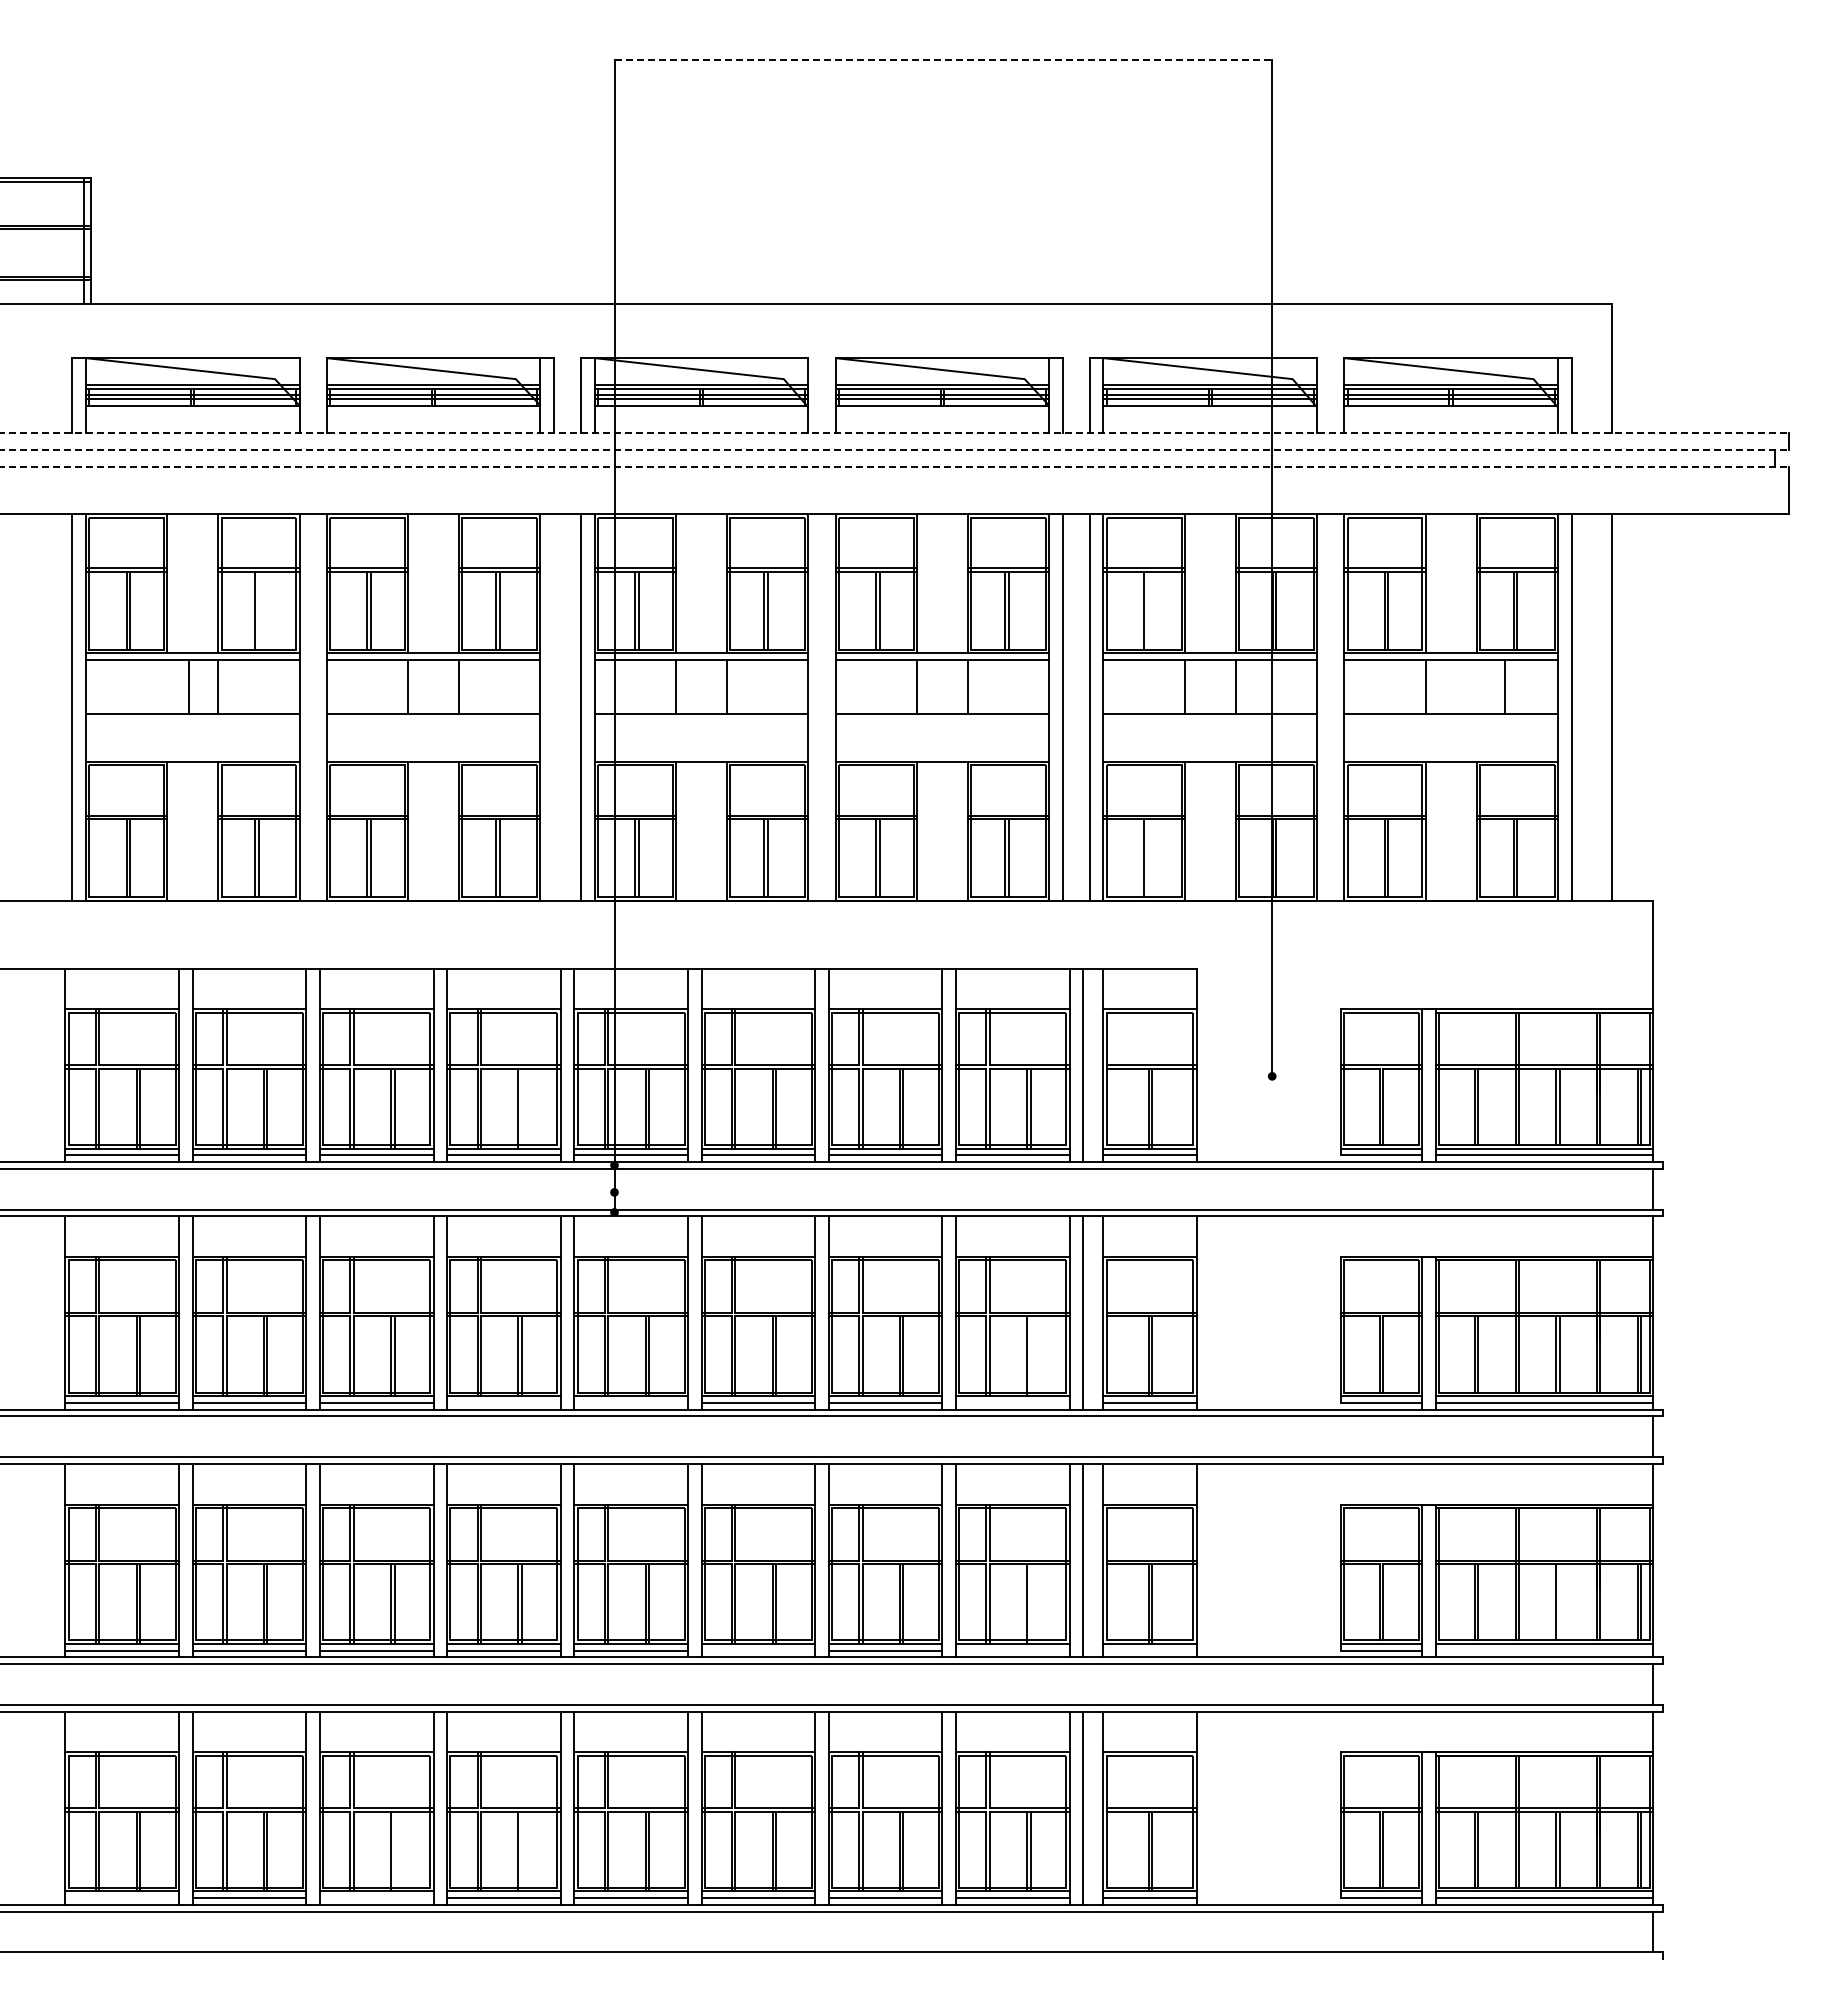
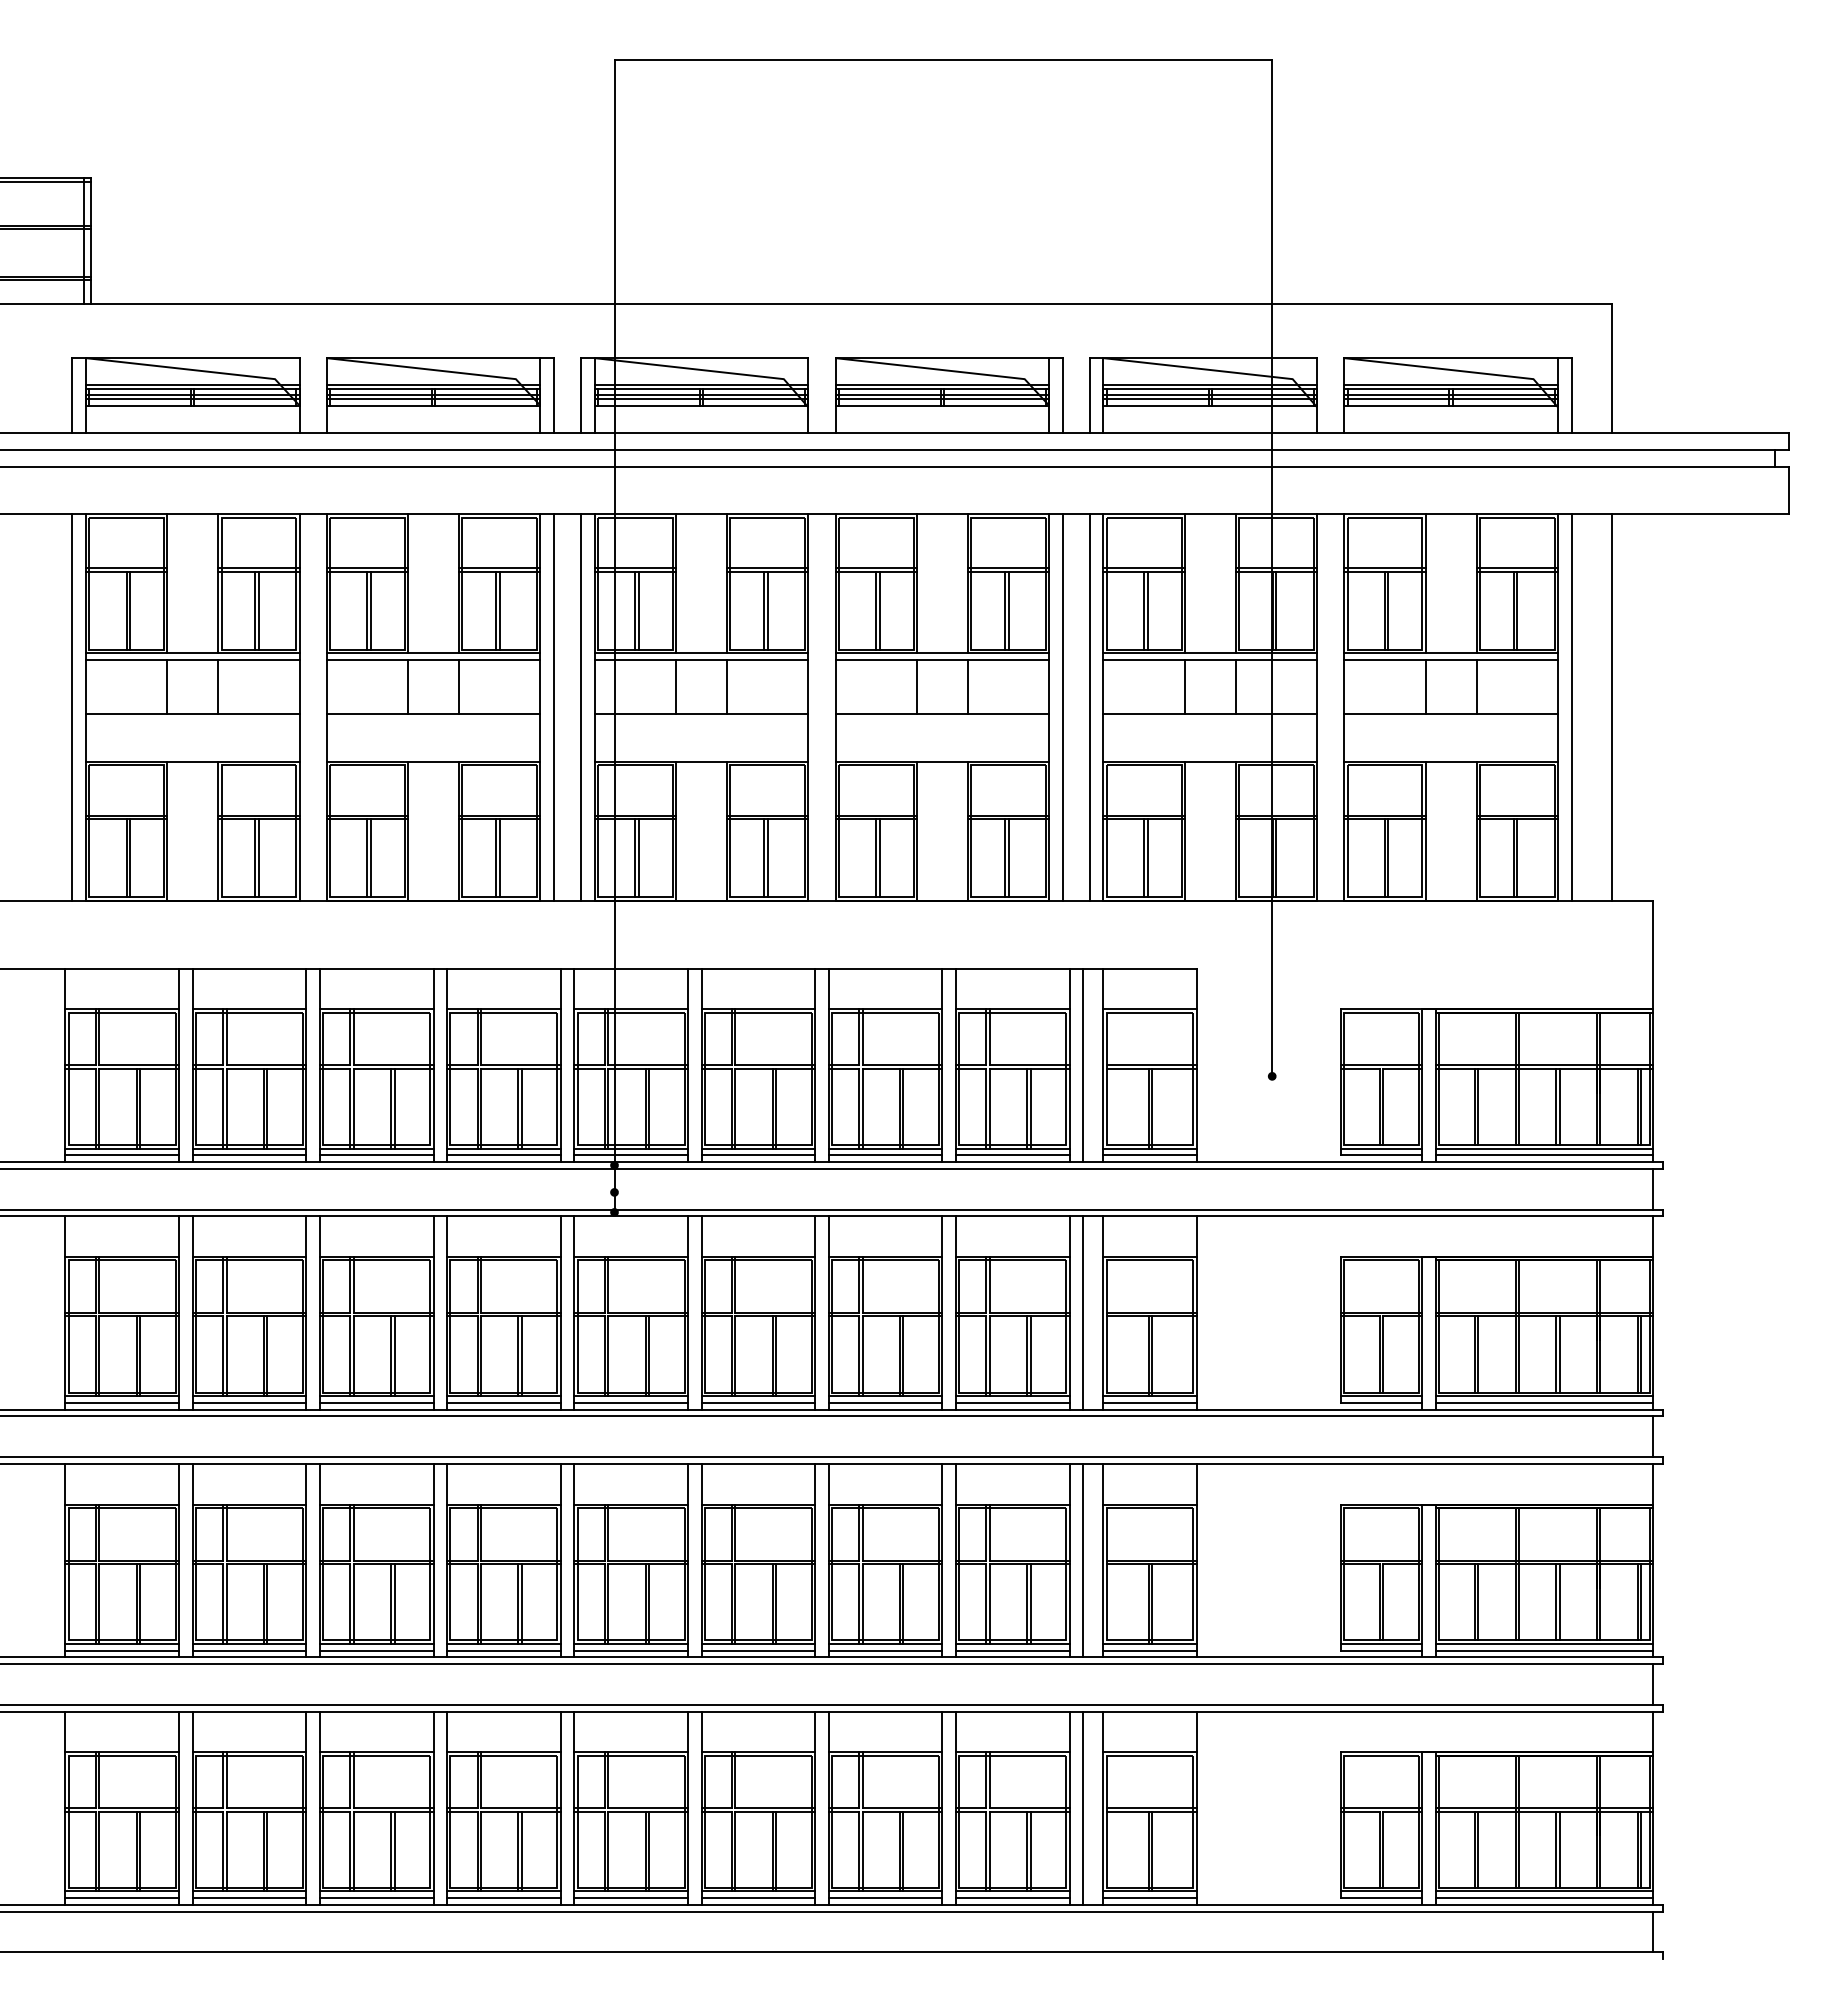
line: dashed -> solid (943, 60)
line: dashed -> solid (894, 432)
line: dashed -> solid (894, 449)
line: dashed -> solid (894, 466)
line: none -> present (258, 610)
line: none -> present (1147, 610)
line position: (189, 687) -> (167, 687) (167, 687)
line position: (1504, 687) -> (1476, 687) (1476, 687)
line: none -> present (553, 707)
line: none -> present (1147, 858)
line: none -> present (521, 1108)
line: none -> present (1030, 1356)
line: none -> present (503, 1402)
line: none -> present (630, 1402)
line: none -> present (1012, 1402)
line: none -> present (1559, 1602)
line: none -> present (1030, 1603)
line: none -> present (758, 1650)
line: none -> present (1012, 1650)
line: none -> present (1149, 1650)
line: none -> present (1543, 1650)
line: none -> present (394, 1851)
line: none -> present (521, 1851)
line: none -> present (122, 1898)
line: none -> present (376, 1898)
